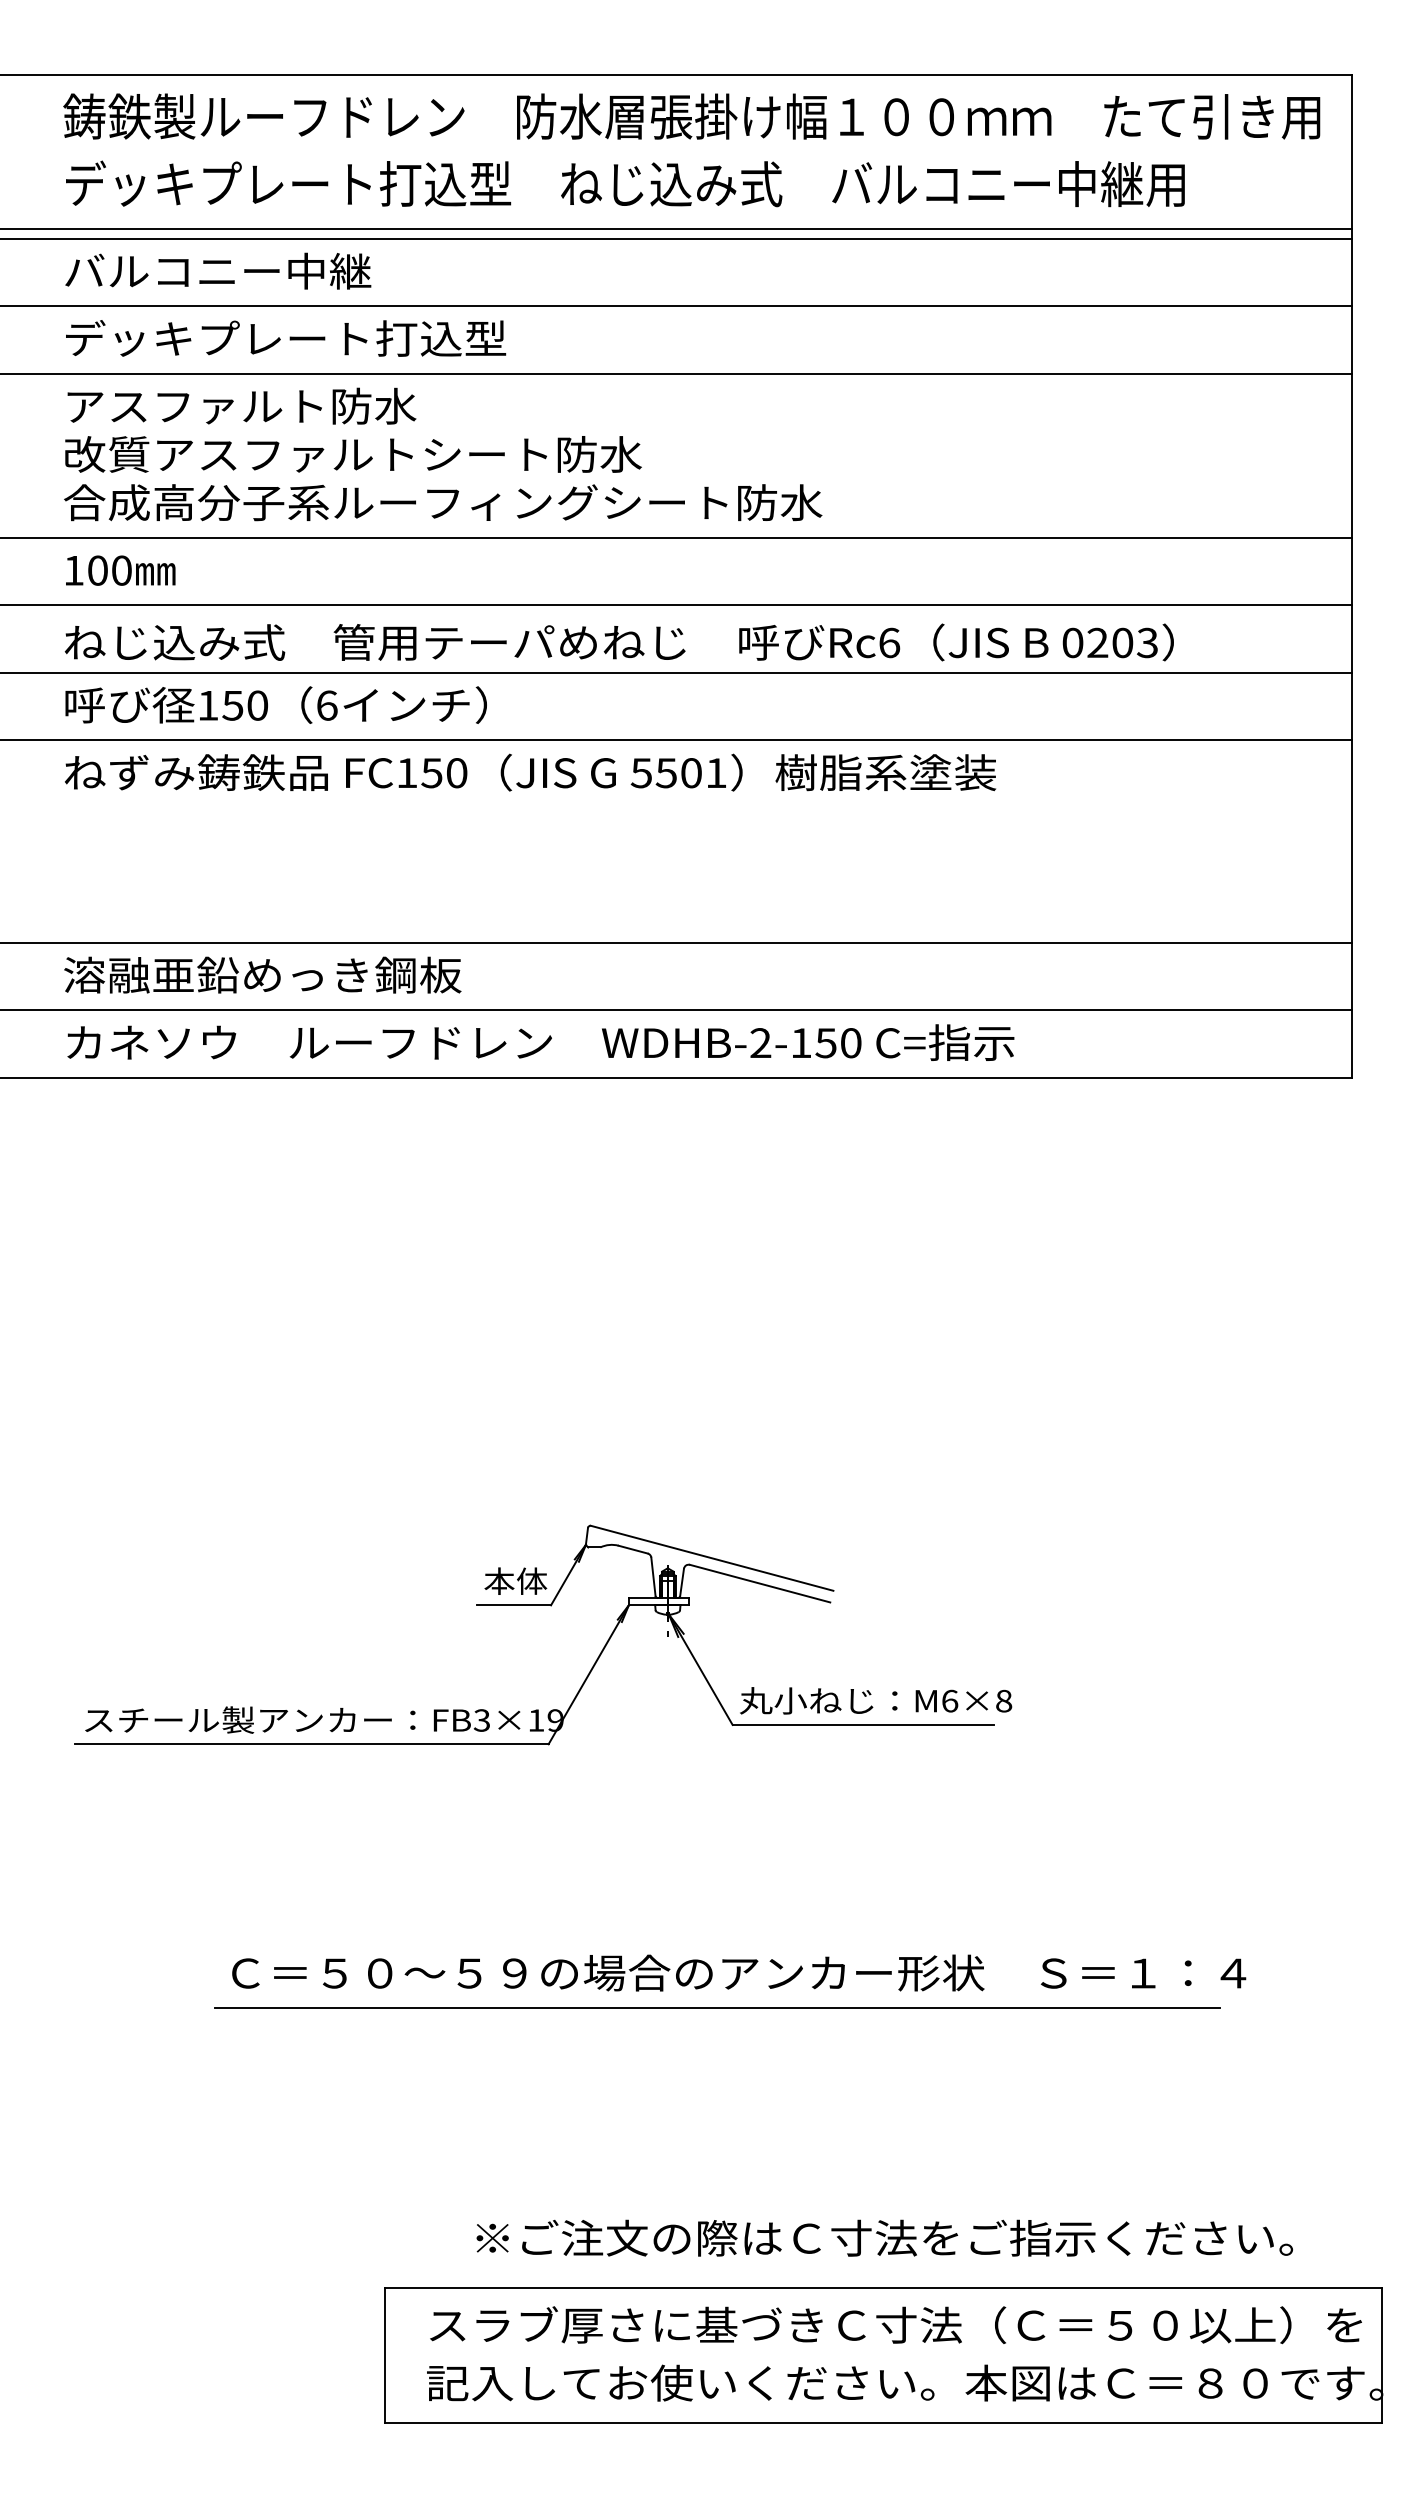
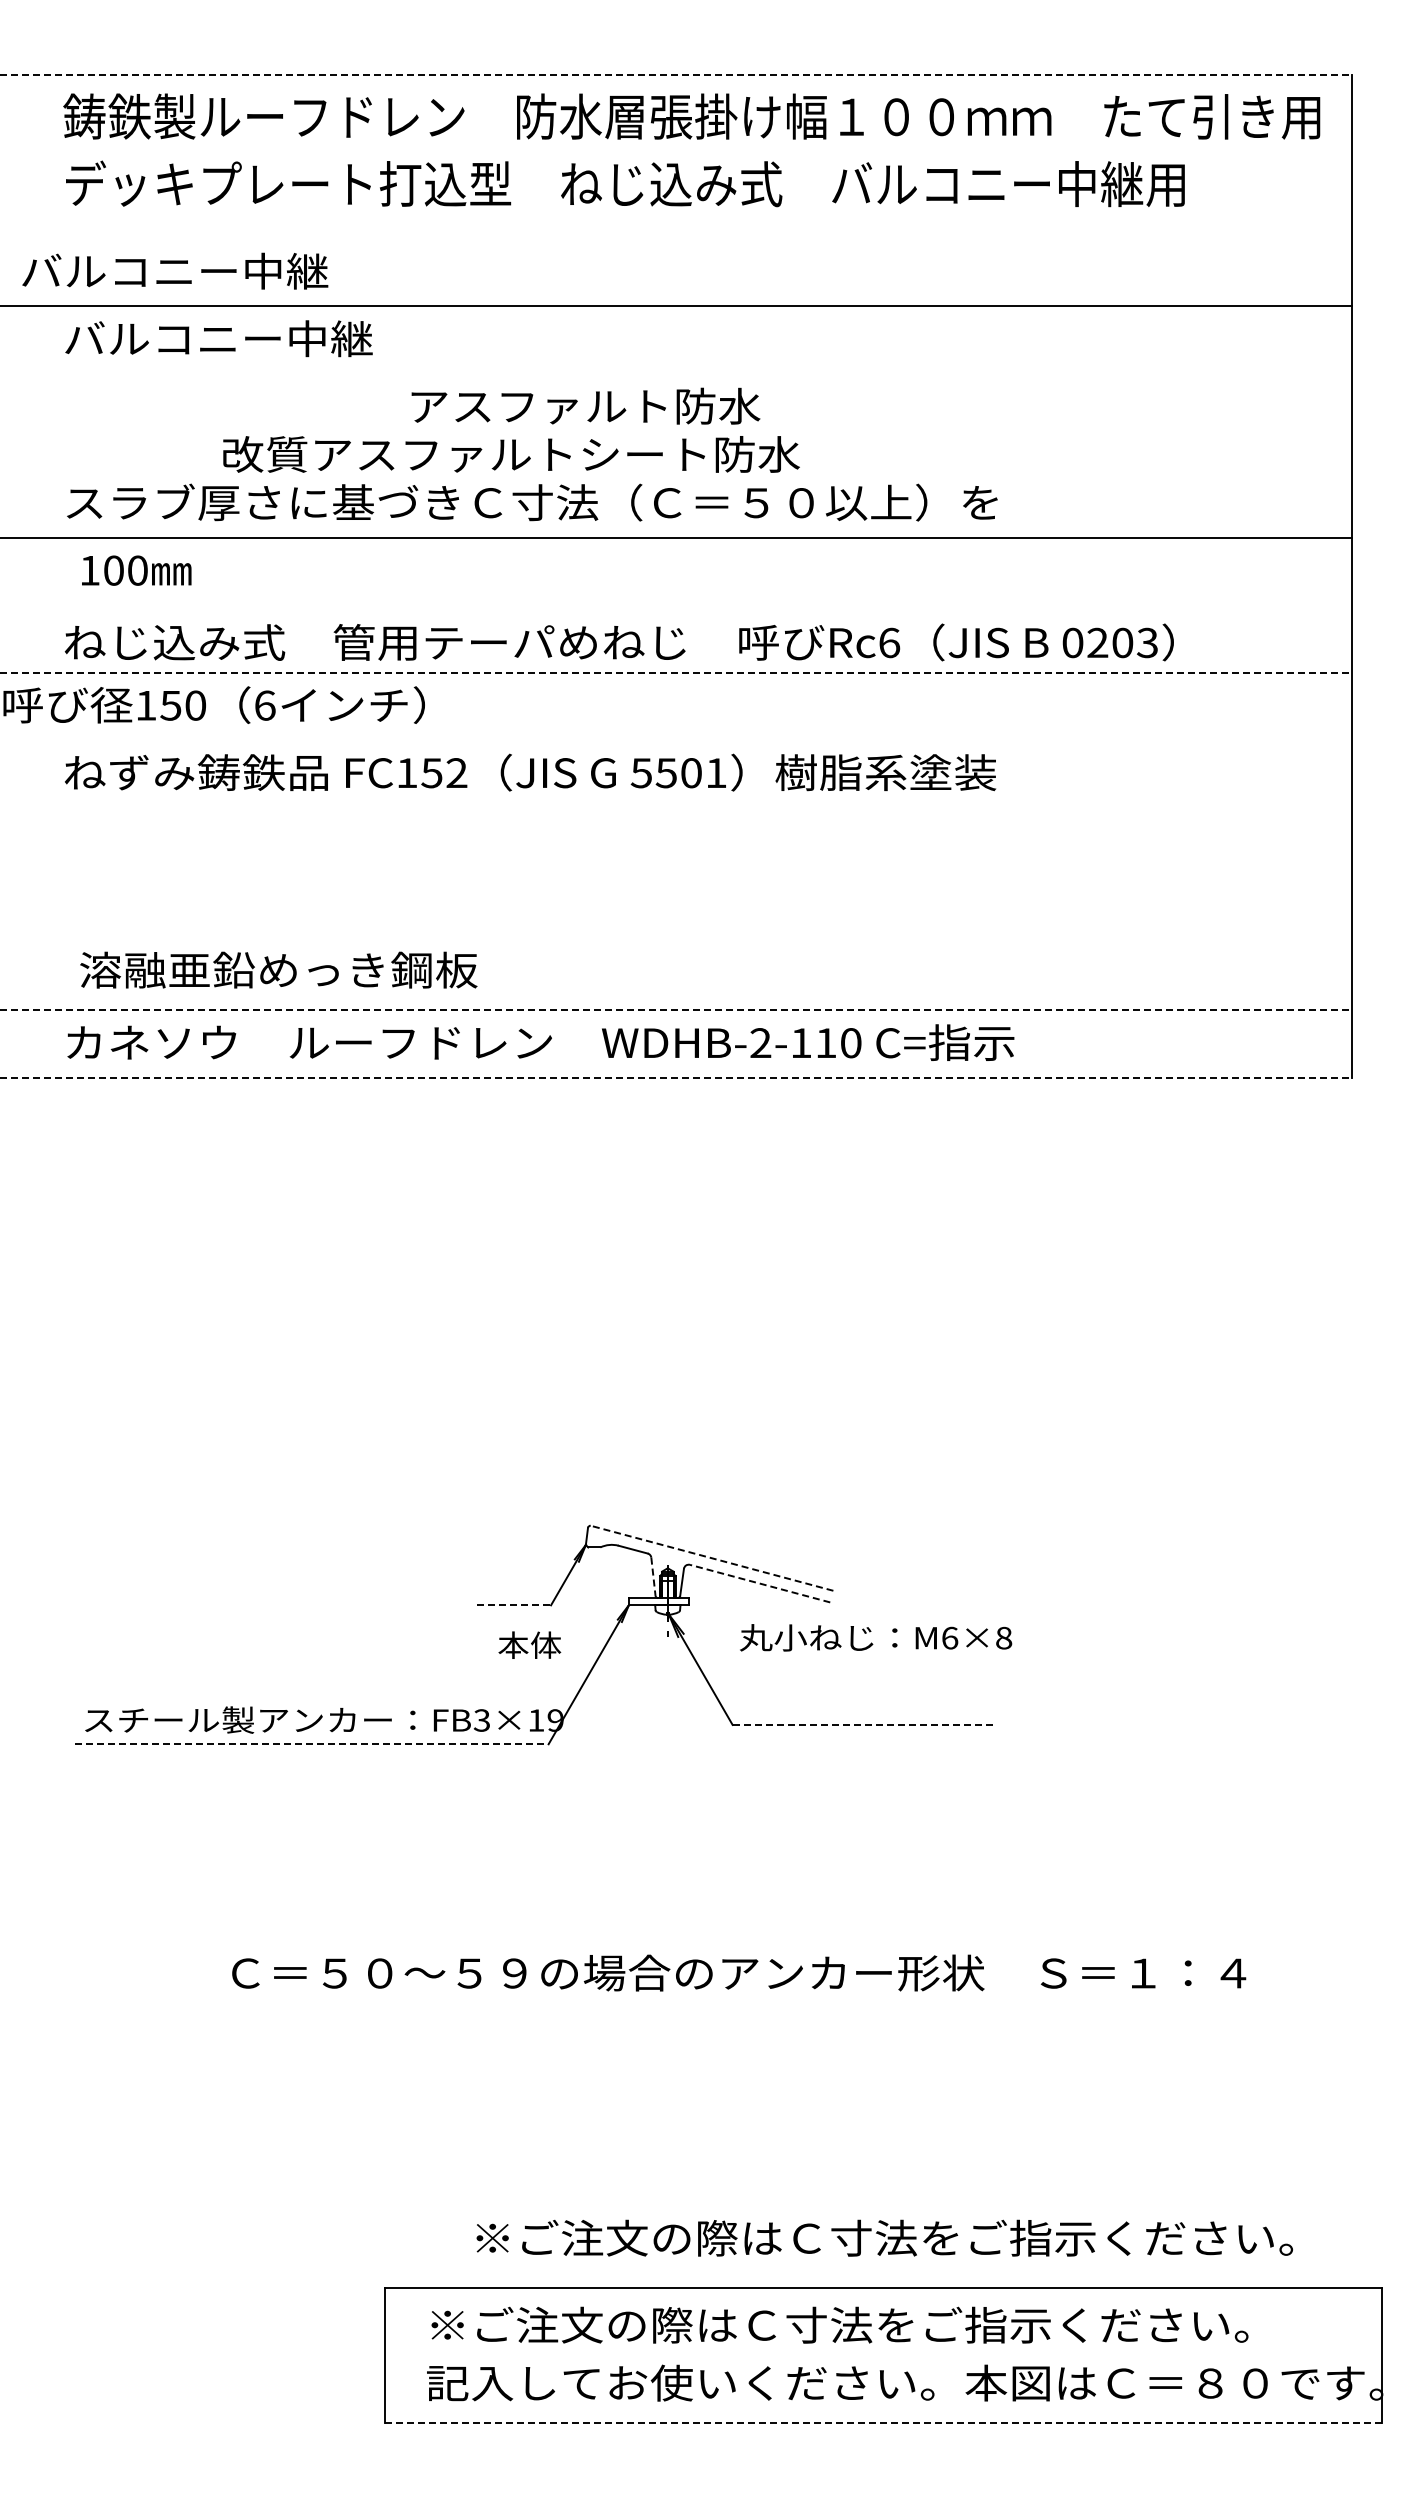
line: solid -> dashed (676, 74)
line: present -> none (677, 229)
line: present -> none (677, 238)
text position: (218, 270) -> (175, 270) (175, 270)
text: デッキプレート打込型 -> バルコニー中継 (285, 338)
line: present -> none (677, 373)
text position: (241, 405) -> (585, 405) (585, 405)
text position: (353, 454) -> (511, 454) (511, 454)
text: 合成高分子系ルーフィングシート防水 -> スラブ厚さに基づきＣ寸法（Ｃ＝５０以上）を (530, 502)
text position: (120, 570) -> (136, 570) (136, 570)
line: present -> none (677, 605)
line: solid -> dashed (676, 672)
text position: (275, 704) -> (213, 704) (213, 704)
line: present -> none (677, 740)
text: FC150 -> FC152 (456, 773)
line: present -> none (677, 942)
text position: (262, 974) -> (278, 969) (278, 969)
line: solid -> dashed (676, 1010)
text: WDHB-2-150 -> WDHB-2-110 (825, 1043)
line: solid -> dashed (676, 1077)
line: solid -> dashed (712, 1558)
line: solid -> dashed (653, 1577)
text position: (515, 1580) -> (529, 1644) (529, 1644)
line: solid -> dashed (760, 1583)
line: solid -> dashed (514, 1605)
text position: (876, 1700) -> (876, 1637) (876, 1637)
line: solid -> dashed (863, 1724)
line: solid -> dashed (312, 1744)
line: present -> none (717, 2008)
text: スラブ厚さに基づきＣ寸法（Ｃ＝５０以上）を -> ※ご注文の際はＣ寸法をご指示ください。 (895, 2325)
line: solid -> dashed (884, 2423)
